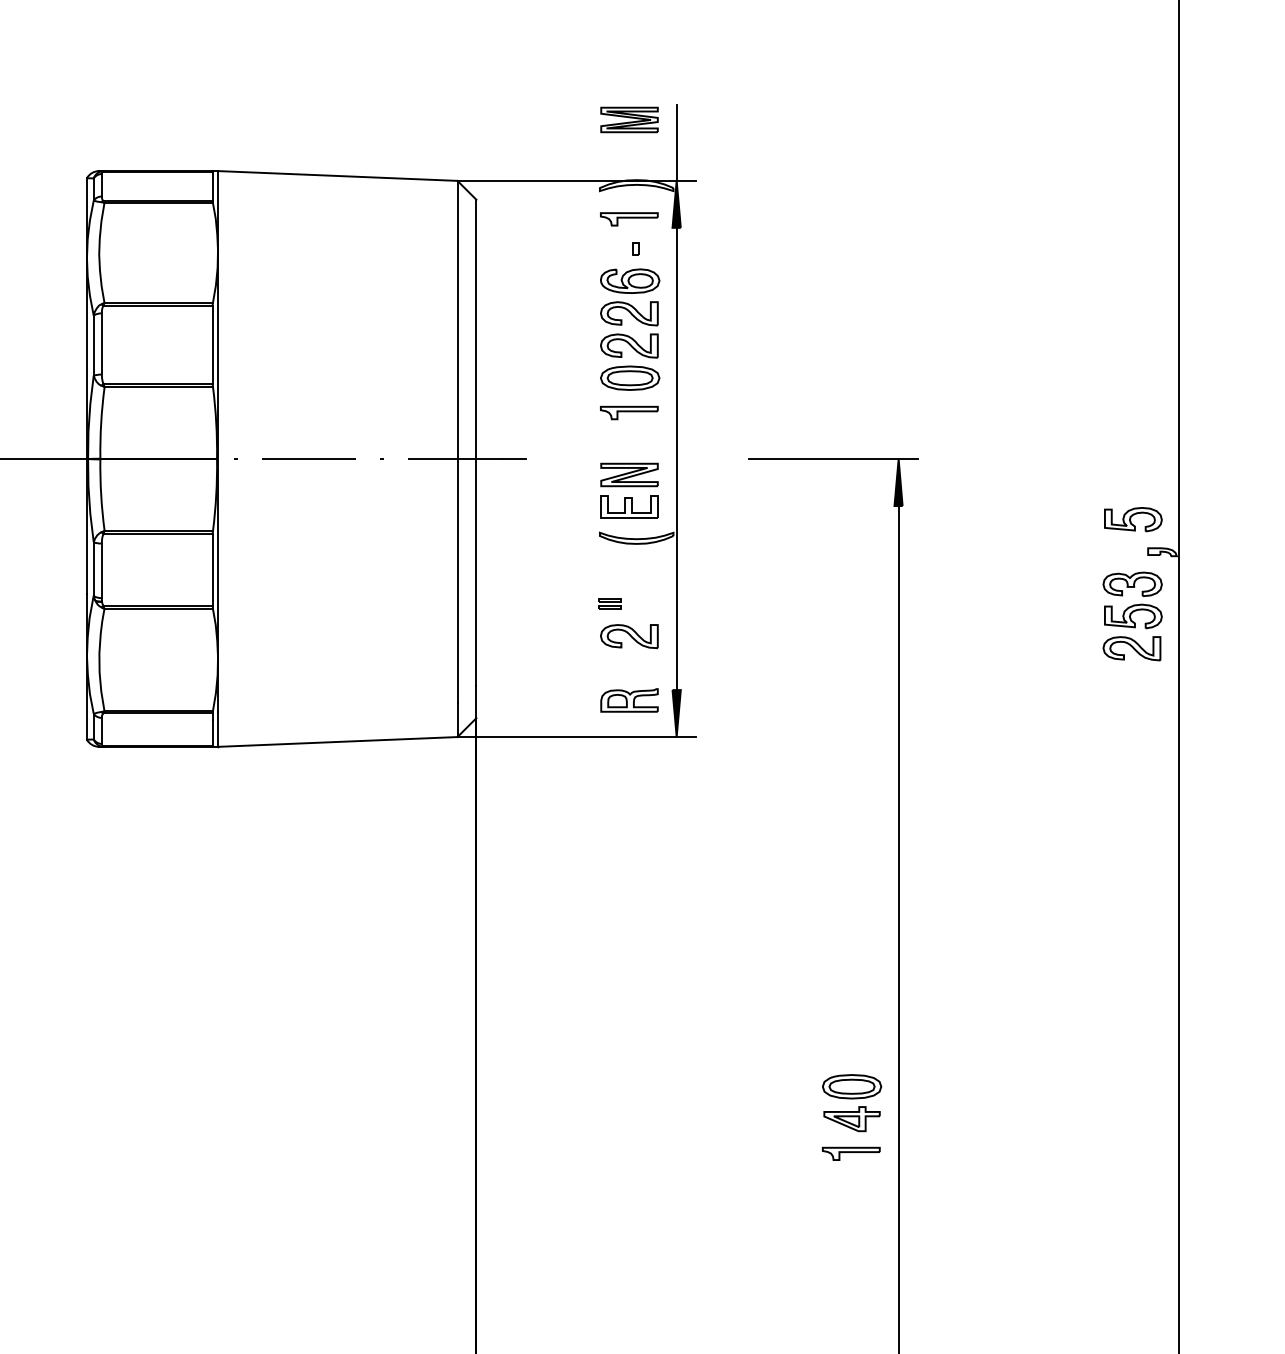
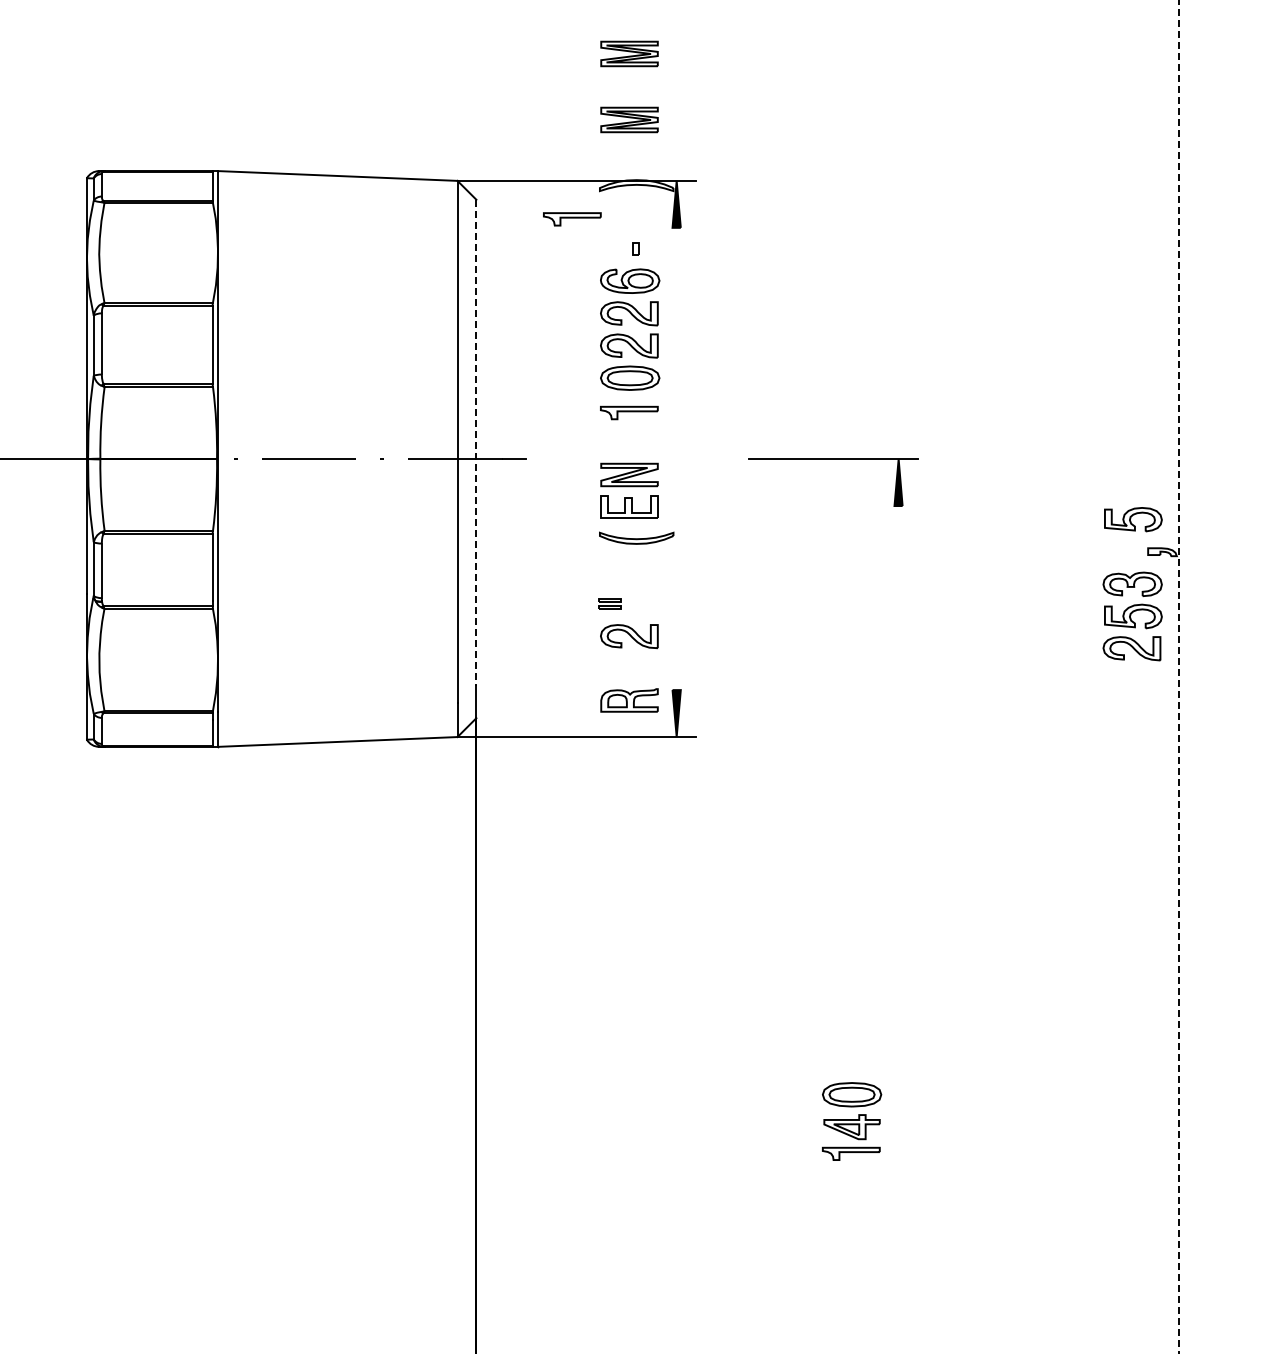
part: none -> present (629, 53)
line: present -> none (676, 142)
part position: (629, 219) -> (572, 219) (572, 219)
line: solid -> dashed (476, 443)
line: present -> none (676, 458)
line: solid -> dashed (1179, 676)
line: present -> none (898, 928)
part position: (852, 1103) -> (852, 1111) (852, 1111)
